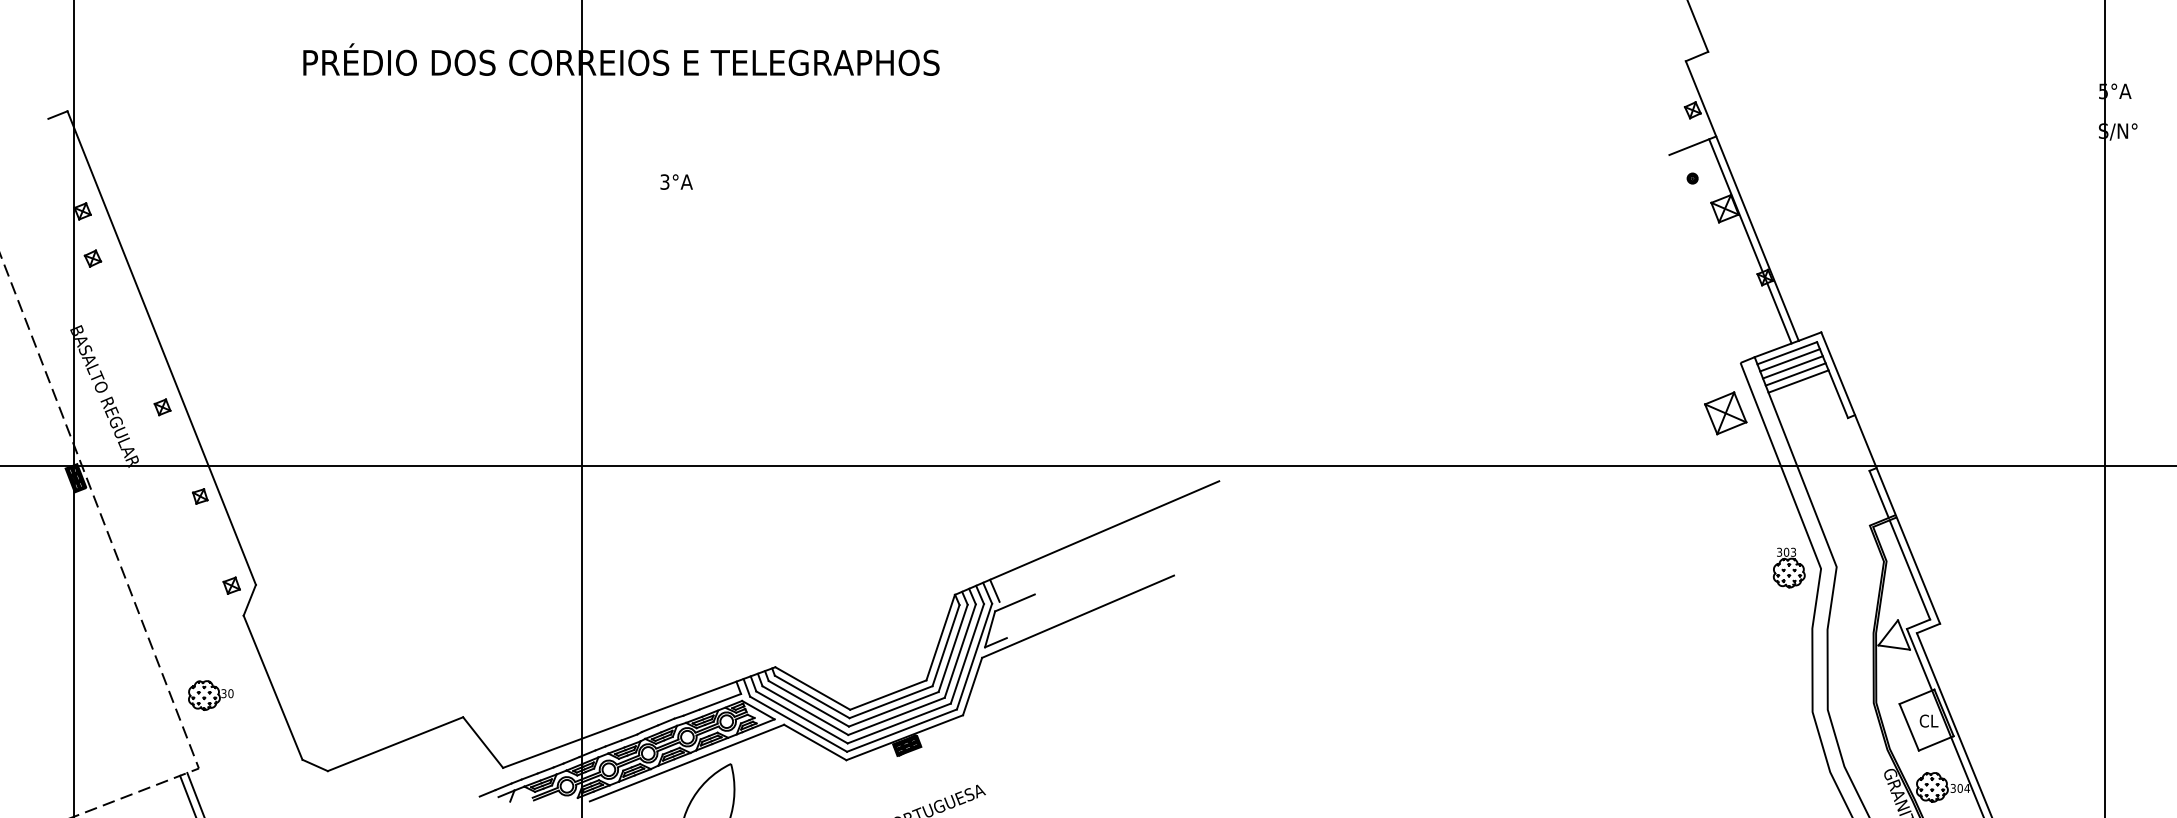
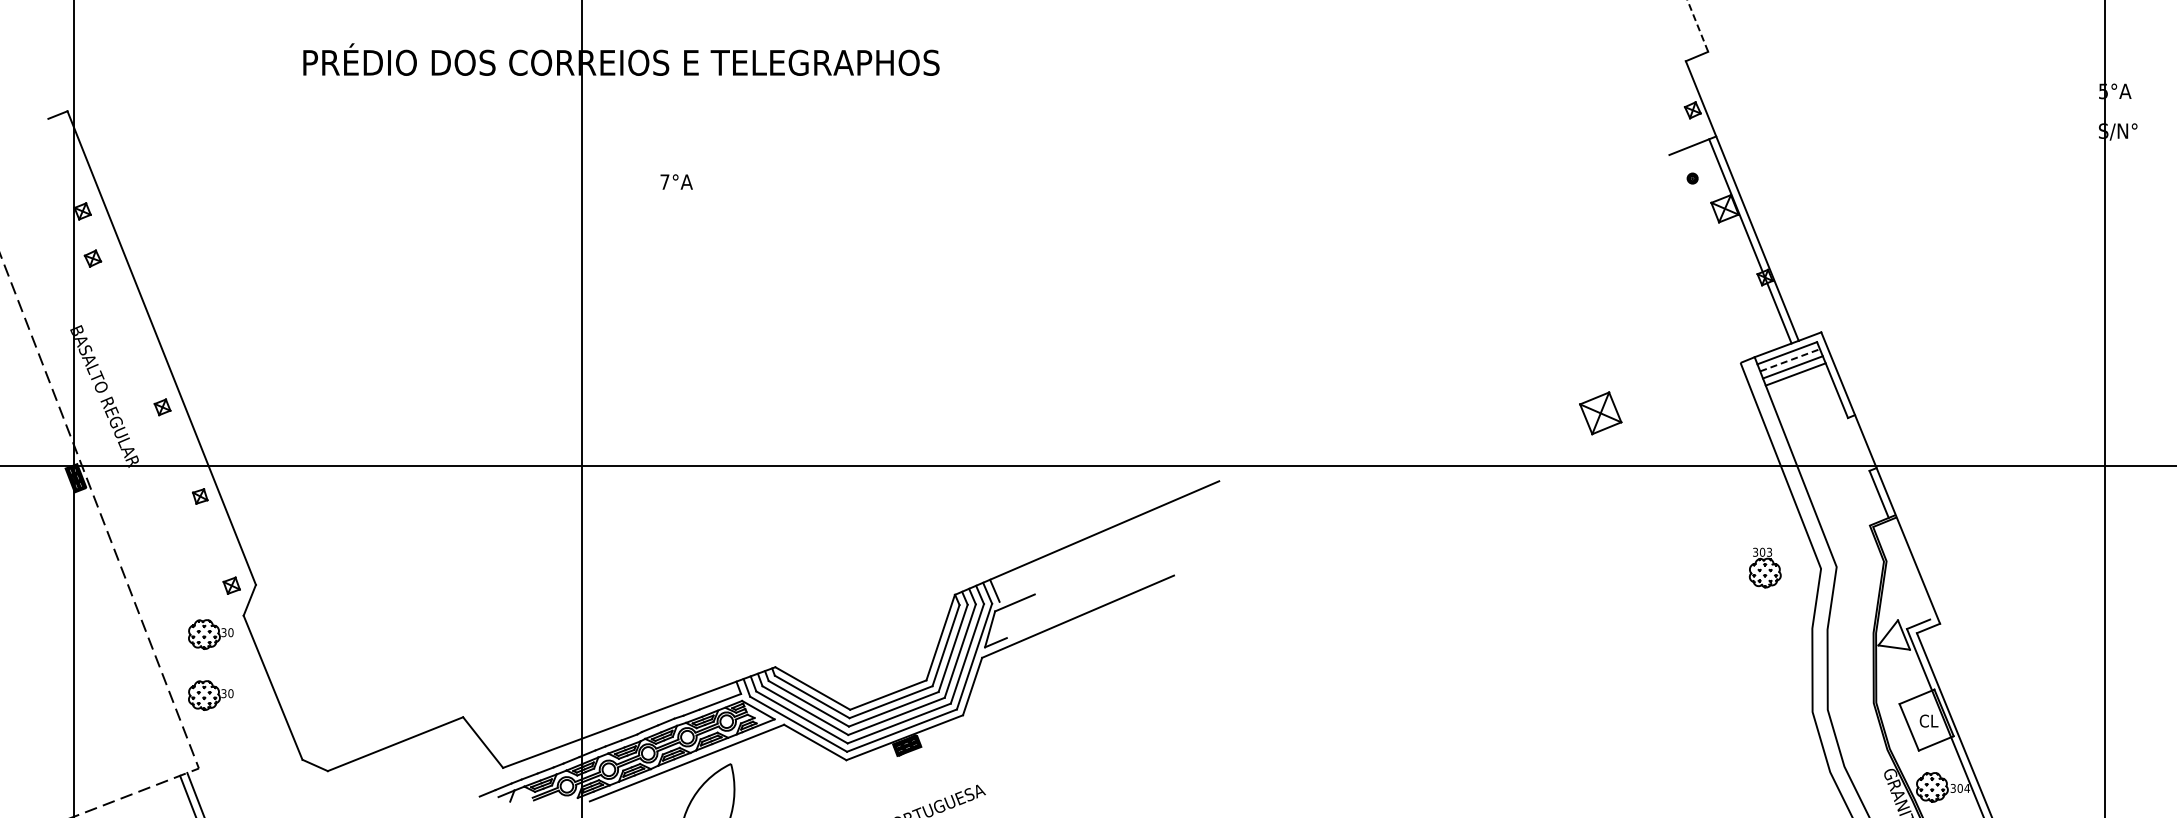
line: solid -> dashed (1697, 25)
text: 3°A -> 7°A (664, 181)
line: solid -> dashed (1790, 360)
line: present -> none (1798, 381)
part position: (1725, 413) -> (1600, 413) (1600, 413)
part position: (1788, 567) -> (1764, 567) (1764, 567)
line: present -> none (1909, 569)
part: none -> present (210, 634)
